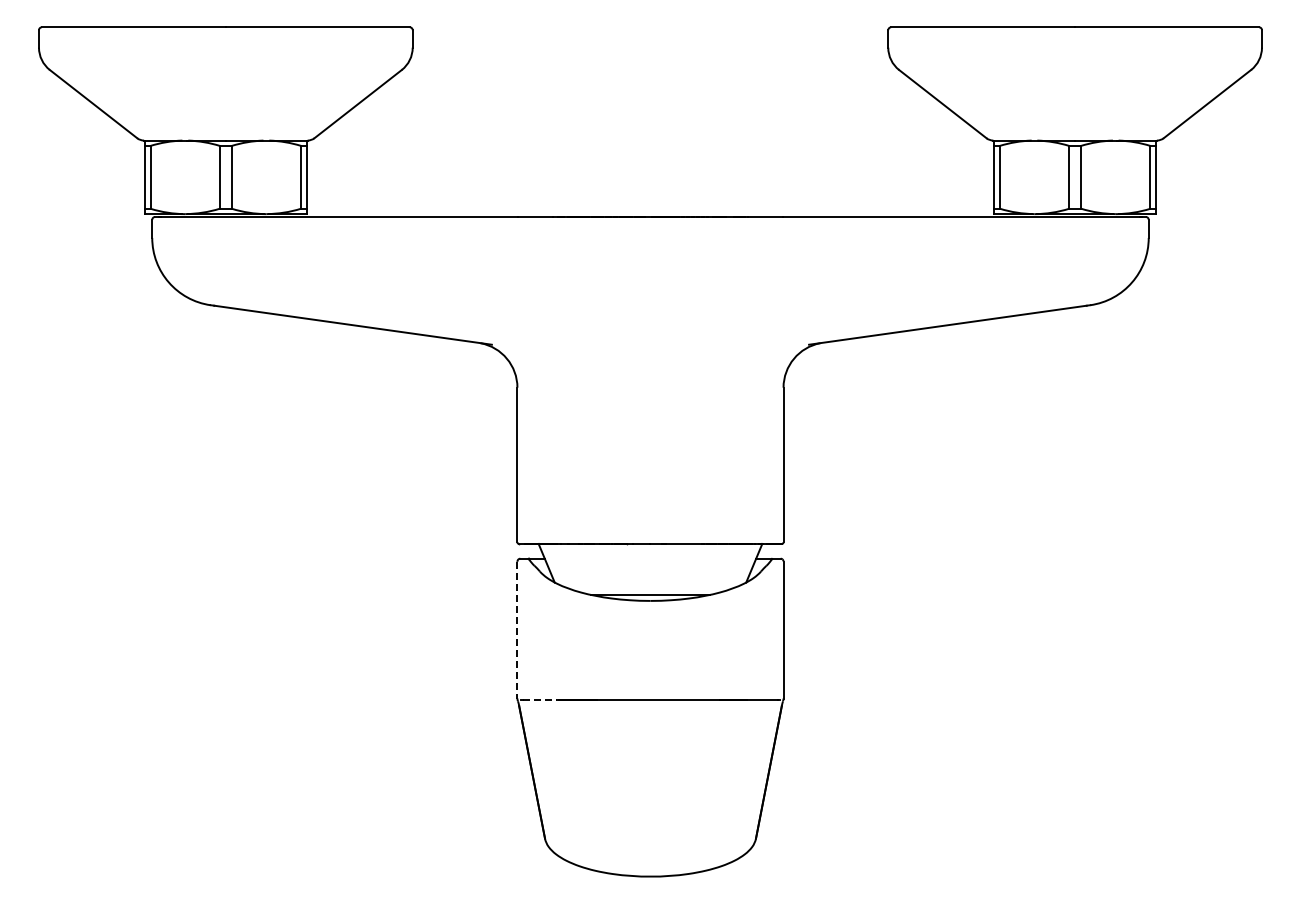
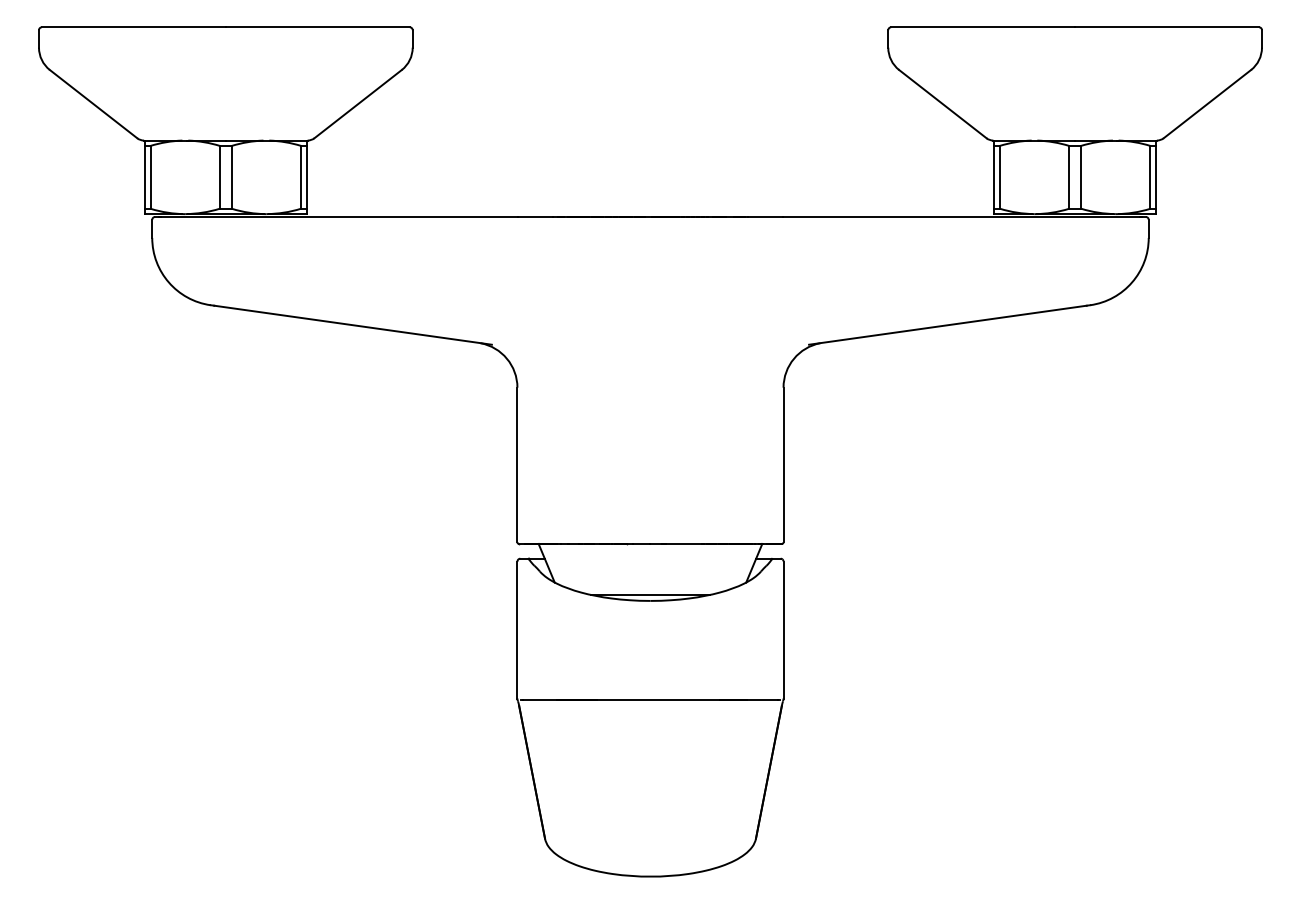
line: dashed -> solid (517, 630)
line: dashed -> solid (540, 700)
